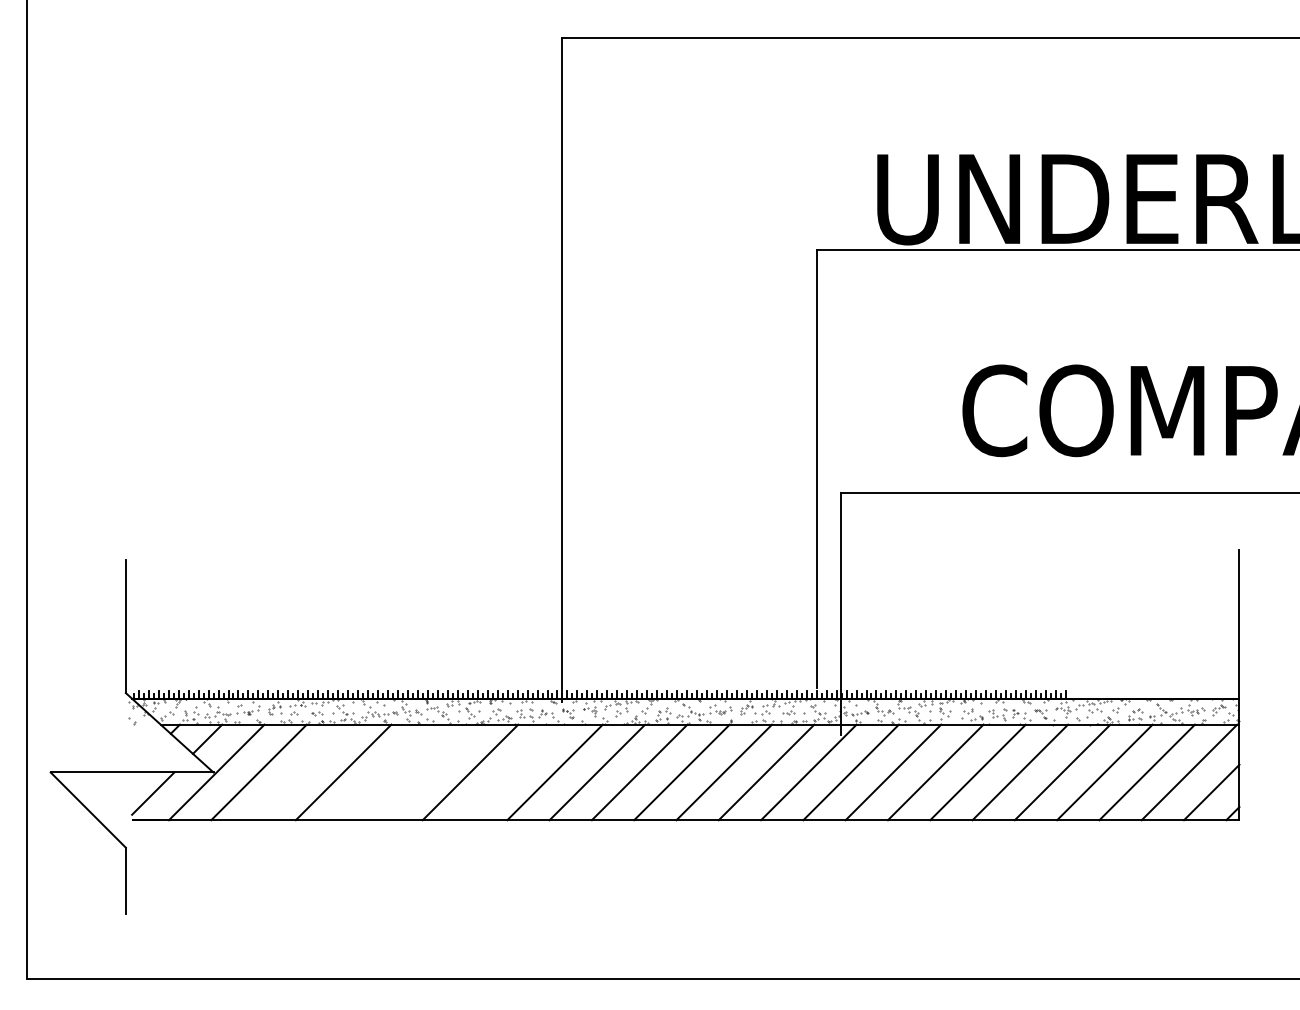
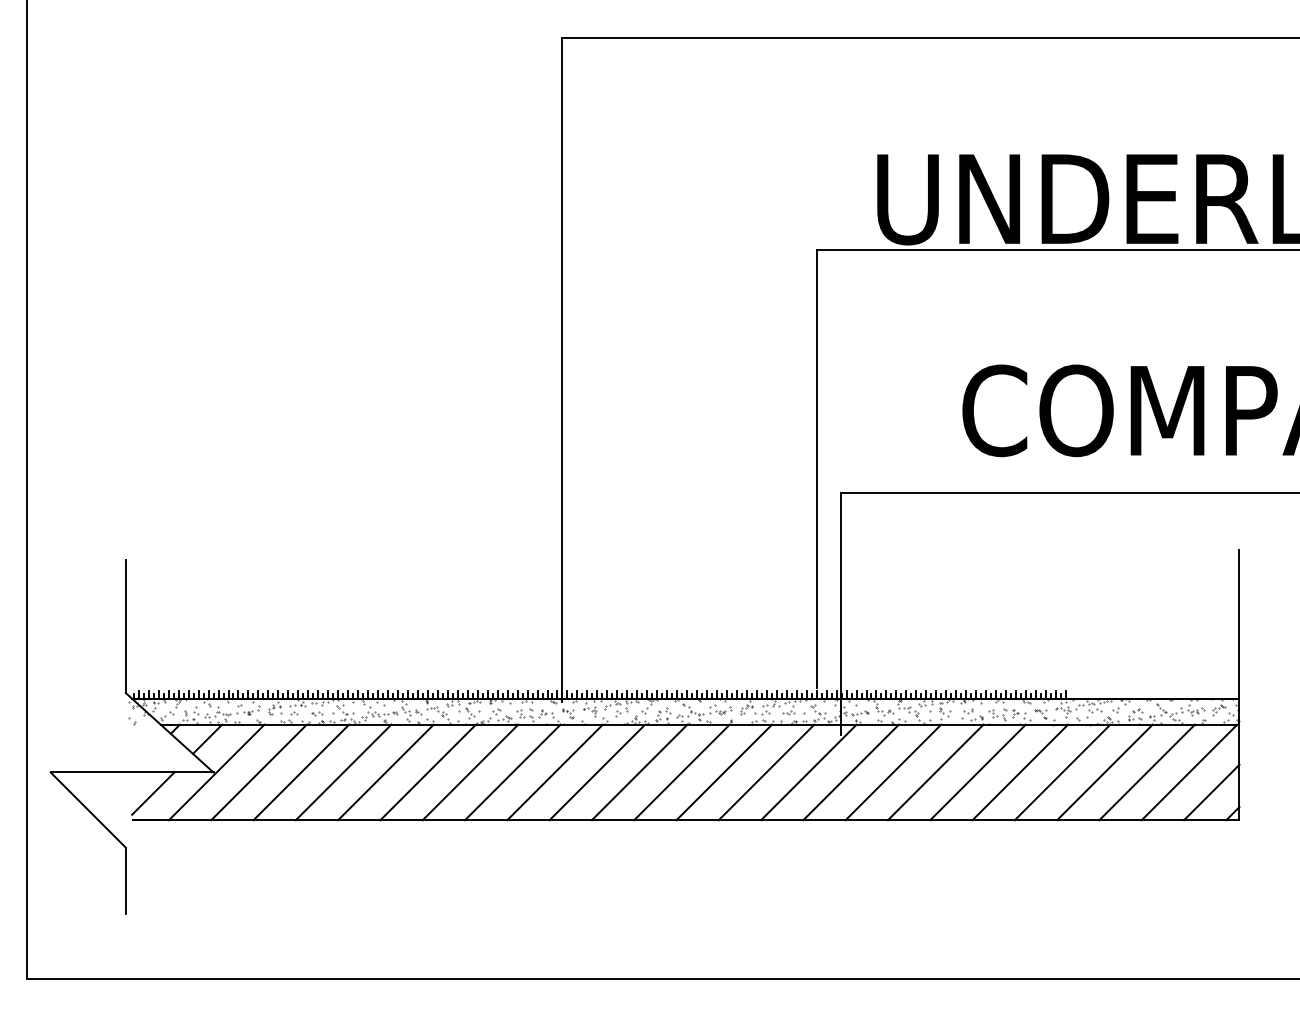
line: none -> present (301, 772)
line: none -> present (385, 772)
line: none -> present (427, 772)
line: none -> present (512, 772)
